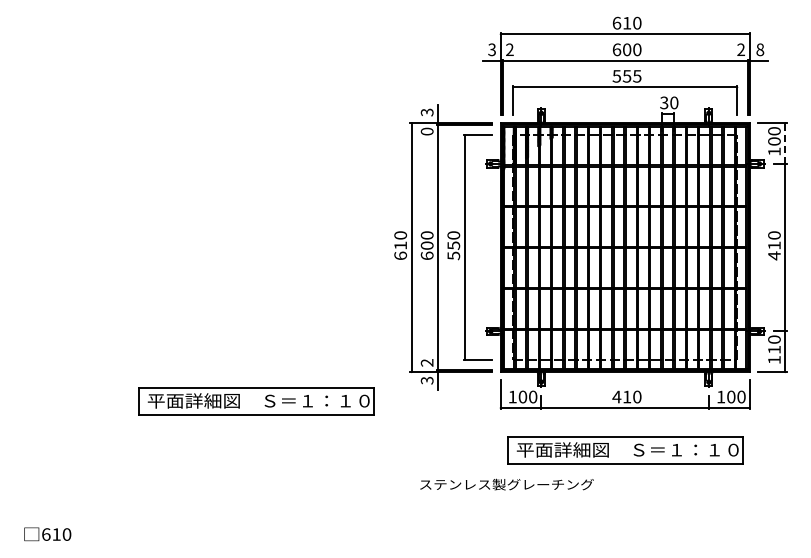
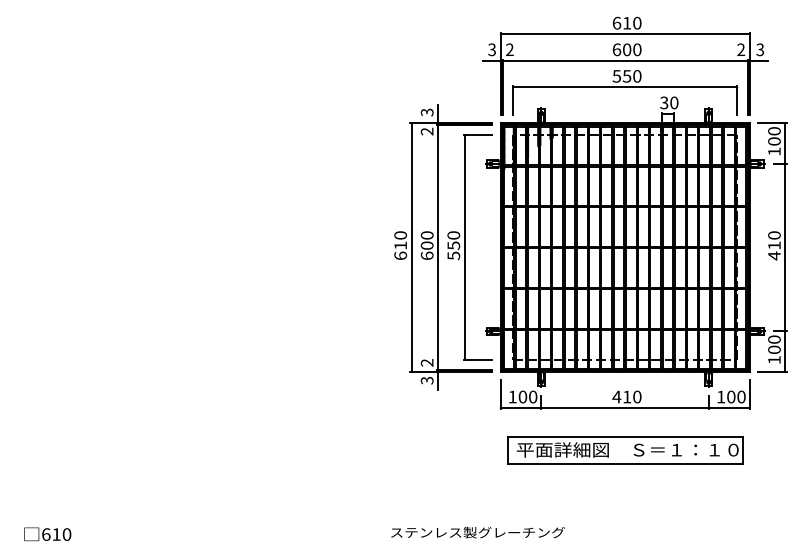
text: 8 -> 3 (760, 49)
text: 555 -> 550 (637, 76)
text: 0 -> 2 (427, 131)
line: dashed -> solid (785, 143)
text: 110 -> 100 (774, 349)
part: present -> none (256, 401)
text position: (506, 484) -> (477, 532) (477, 532)
